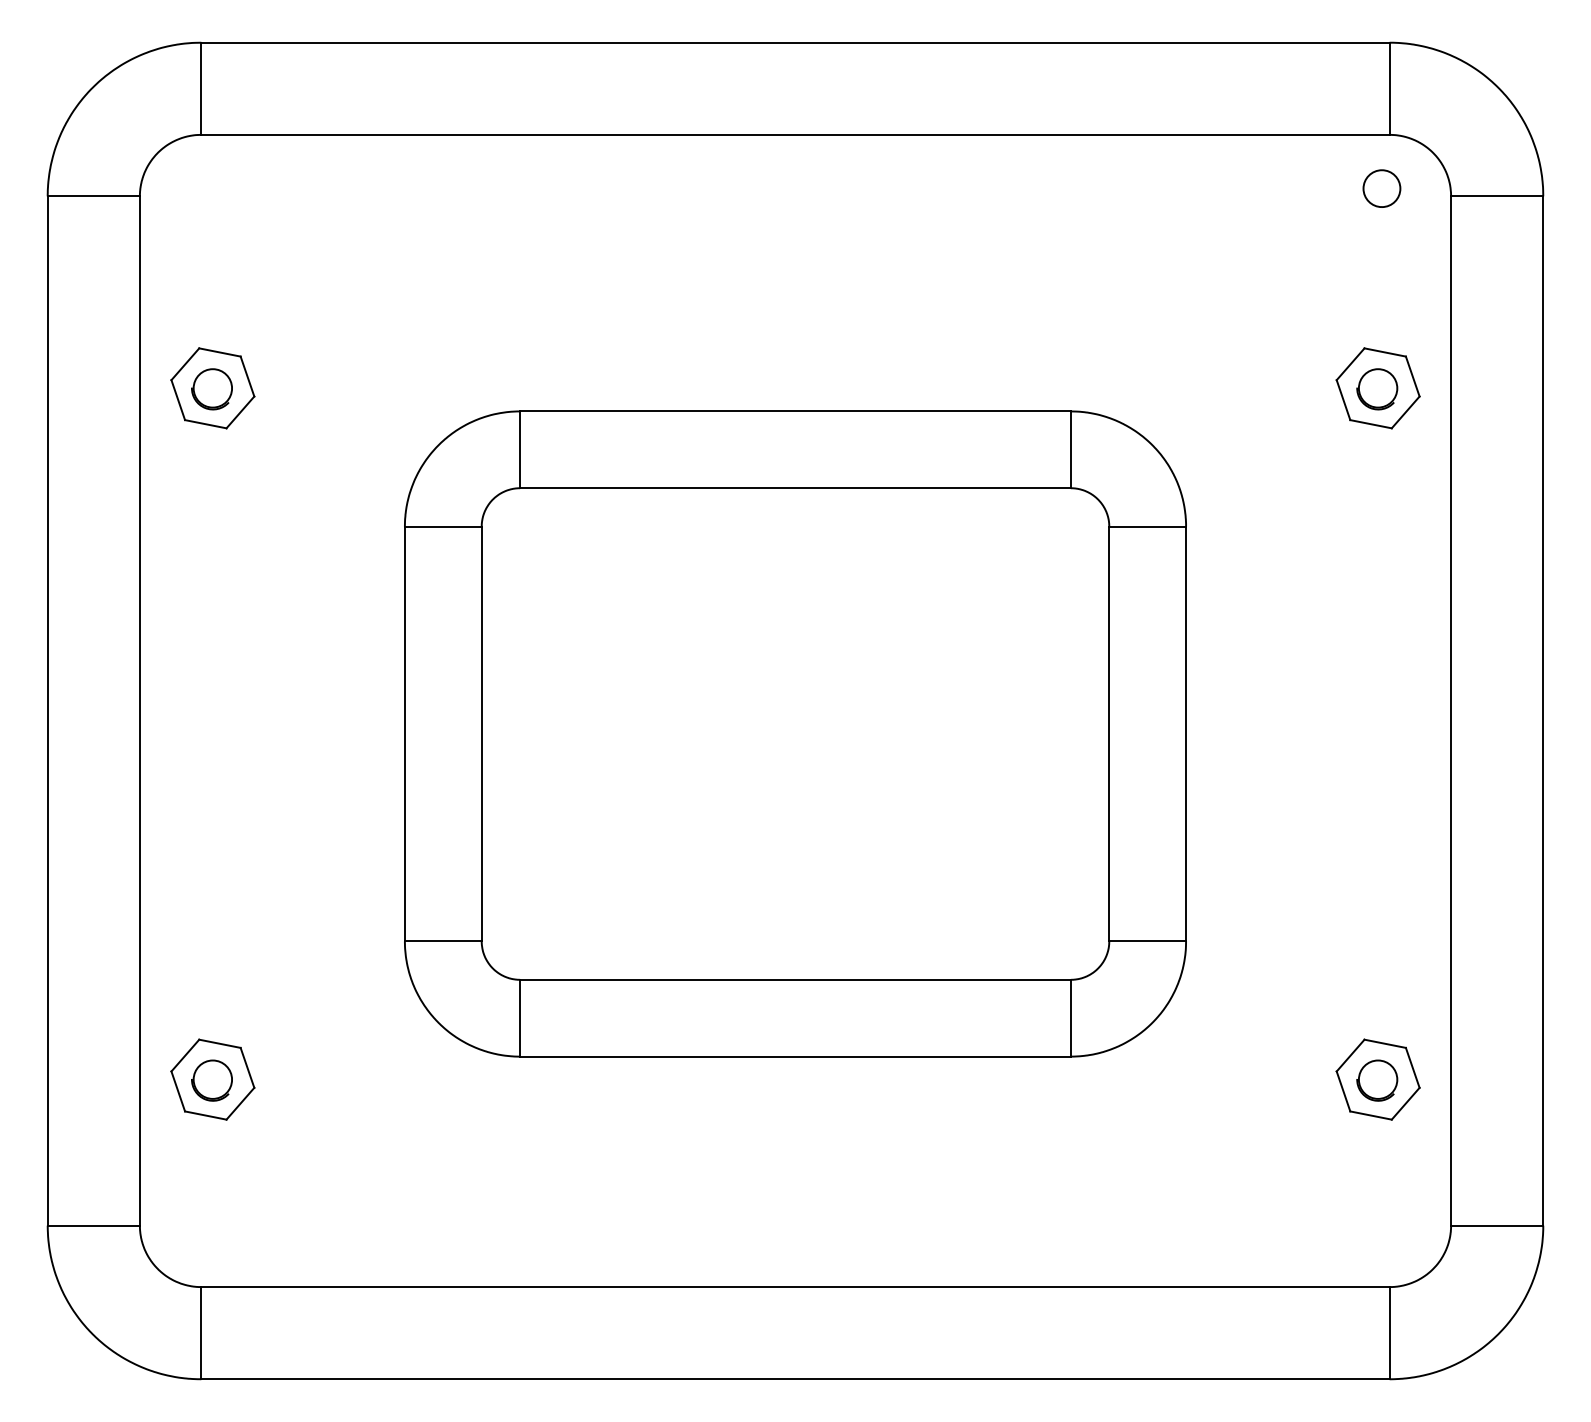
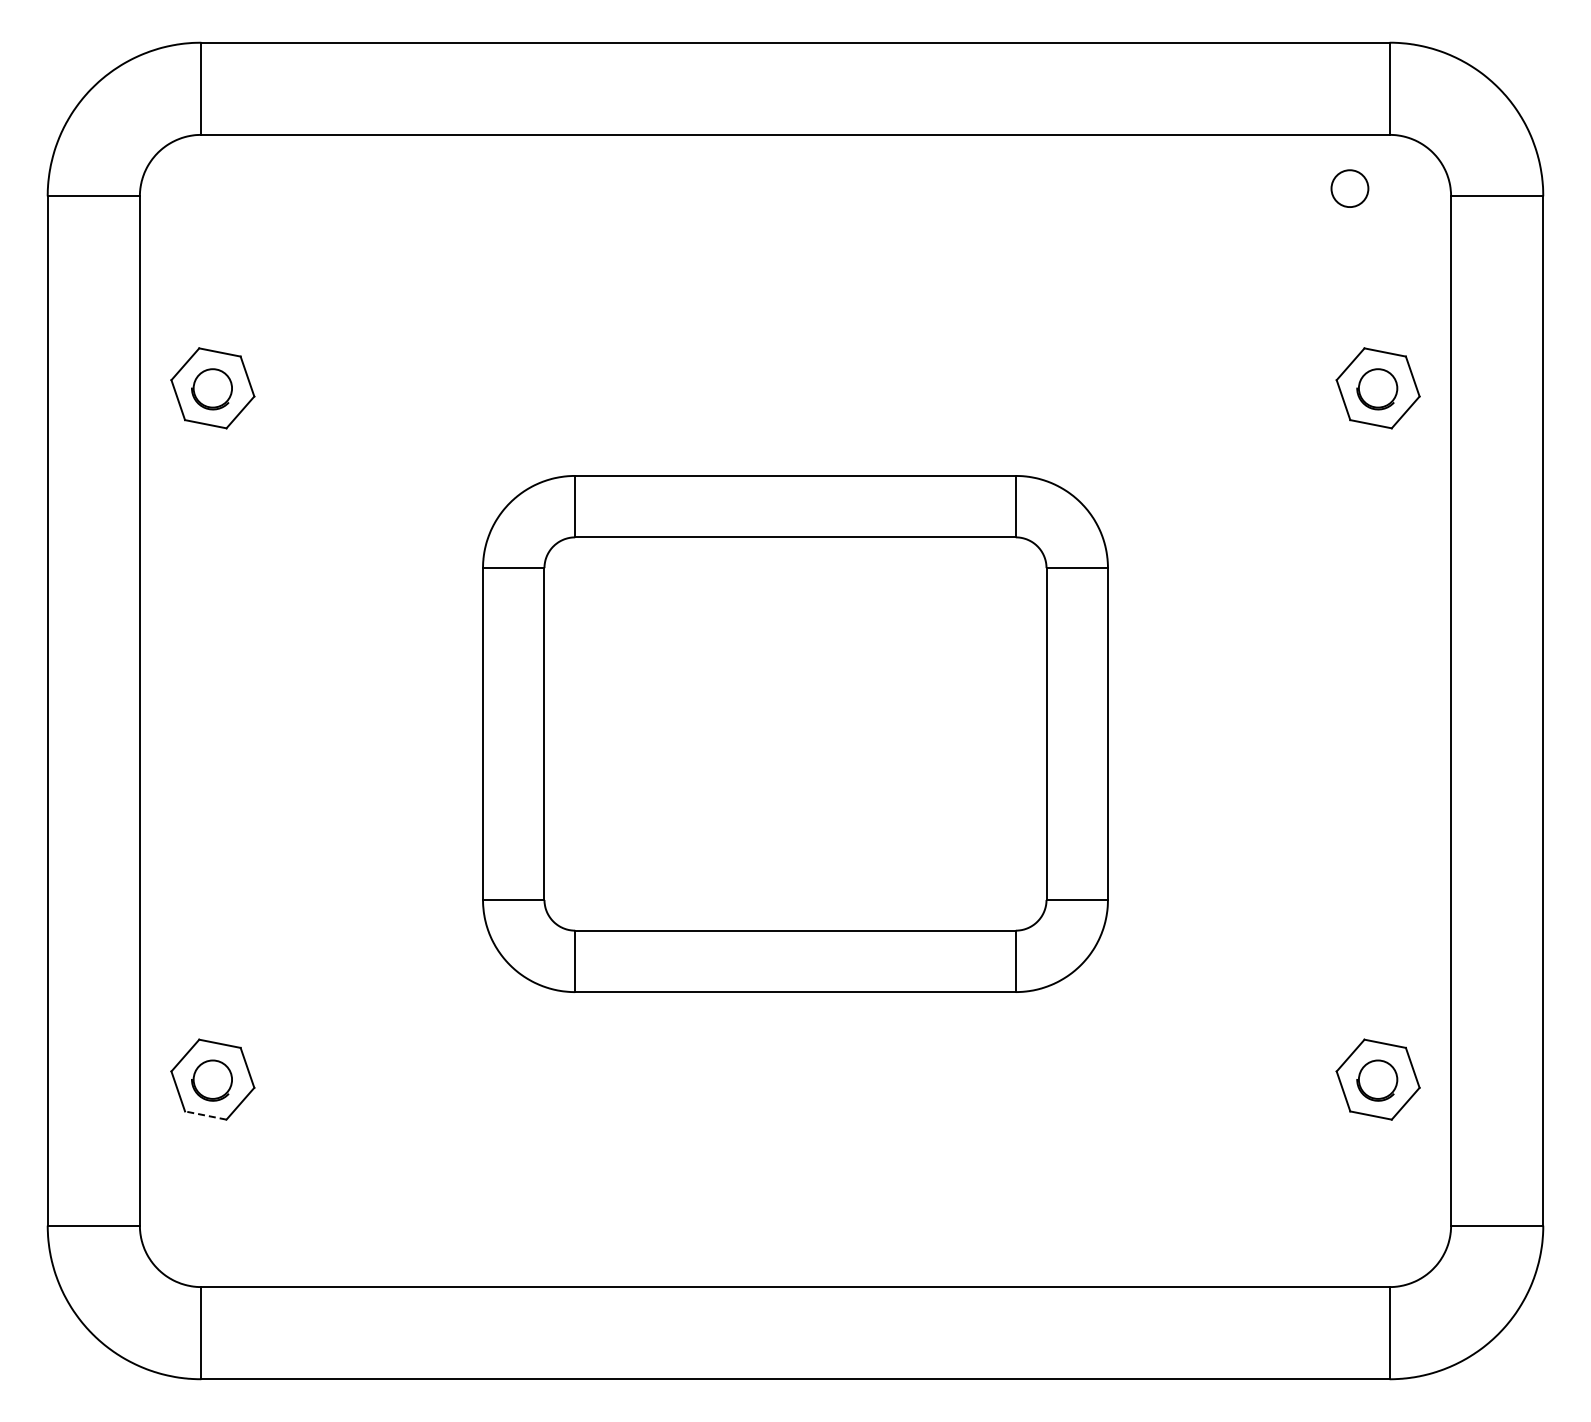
part position: (1381, 188) -> (1349, 188) (1349, 188)
part size: 783x648 px -> 627x518 px (795, 733)
line: solid -> dashed (205, 1115)
